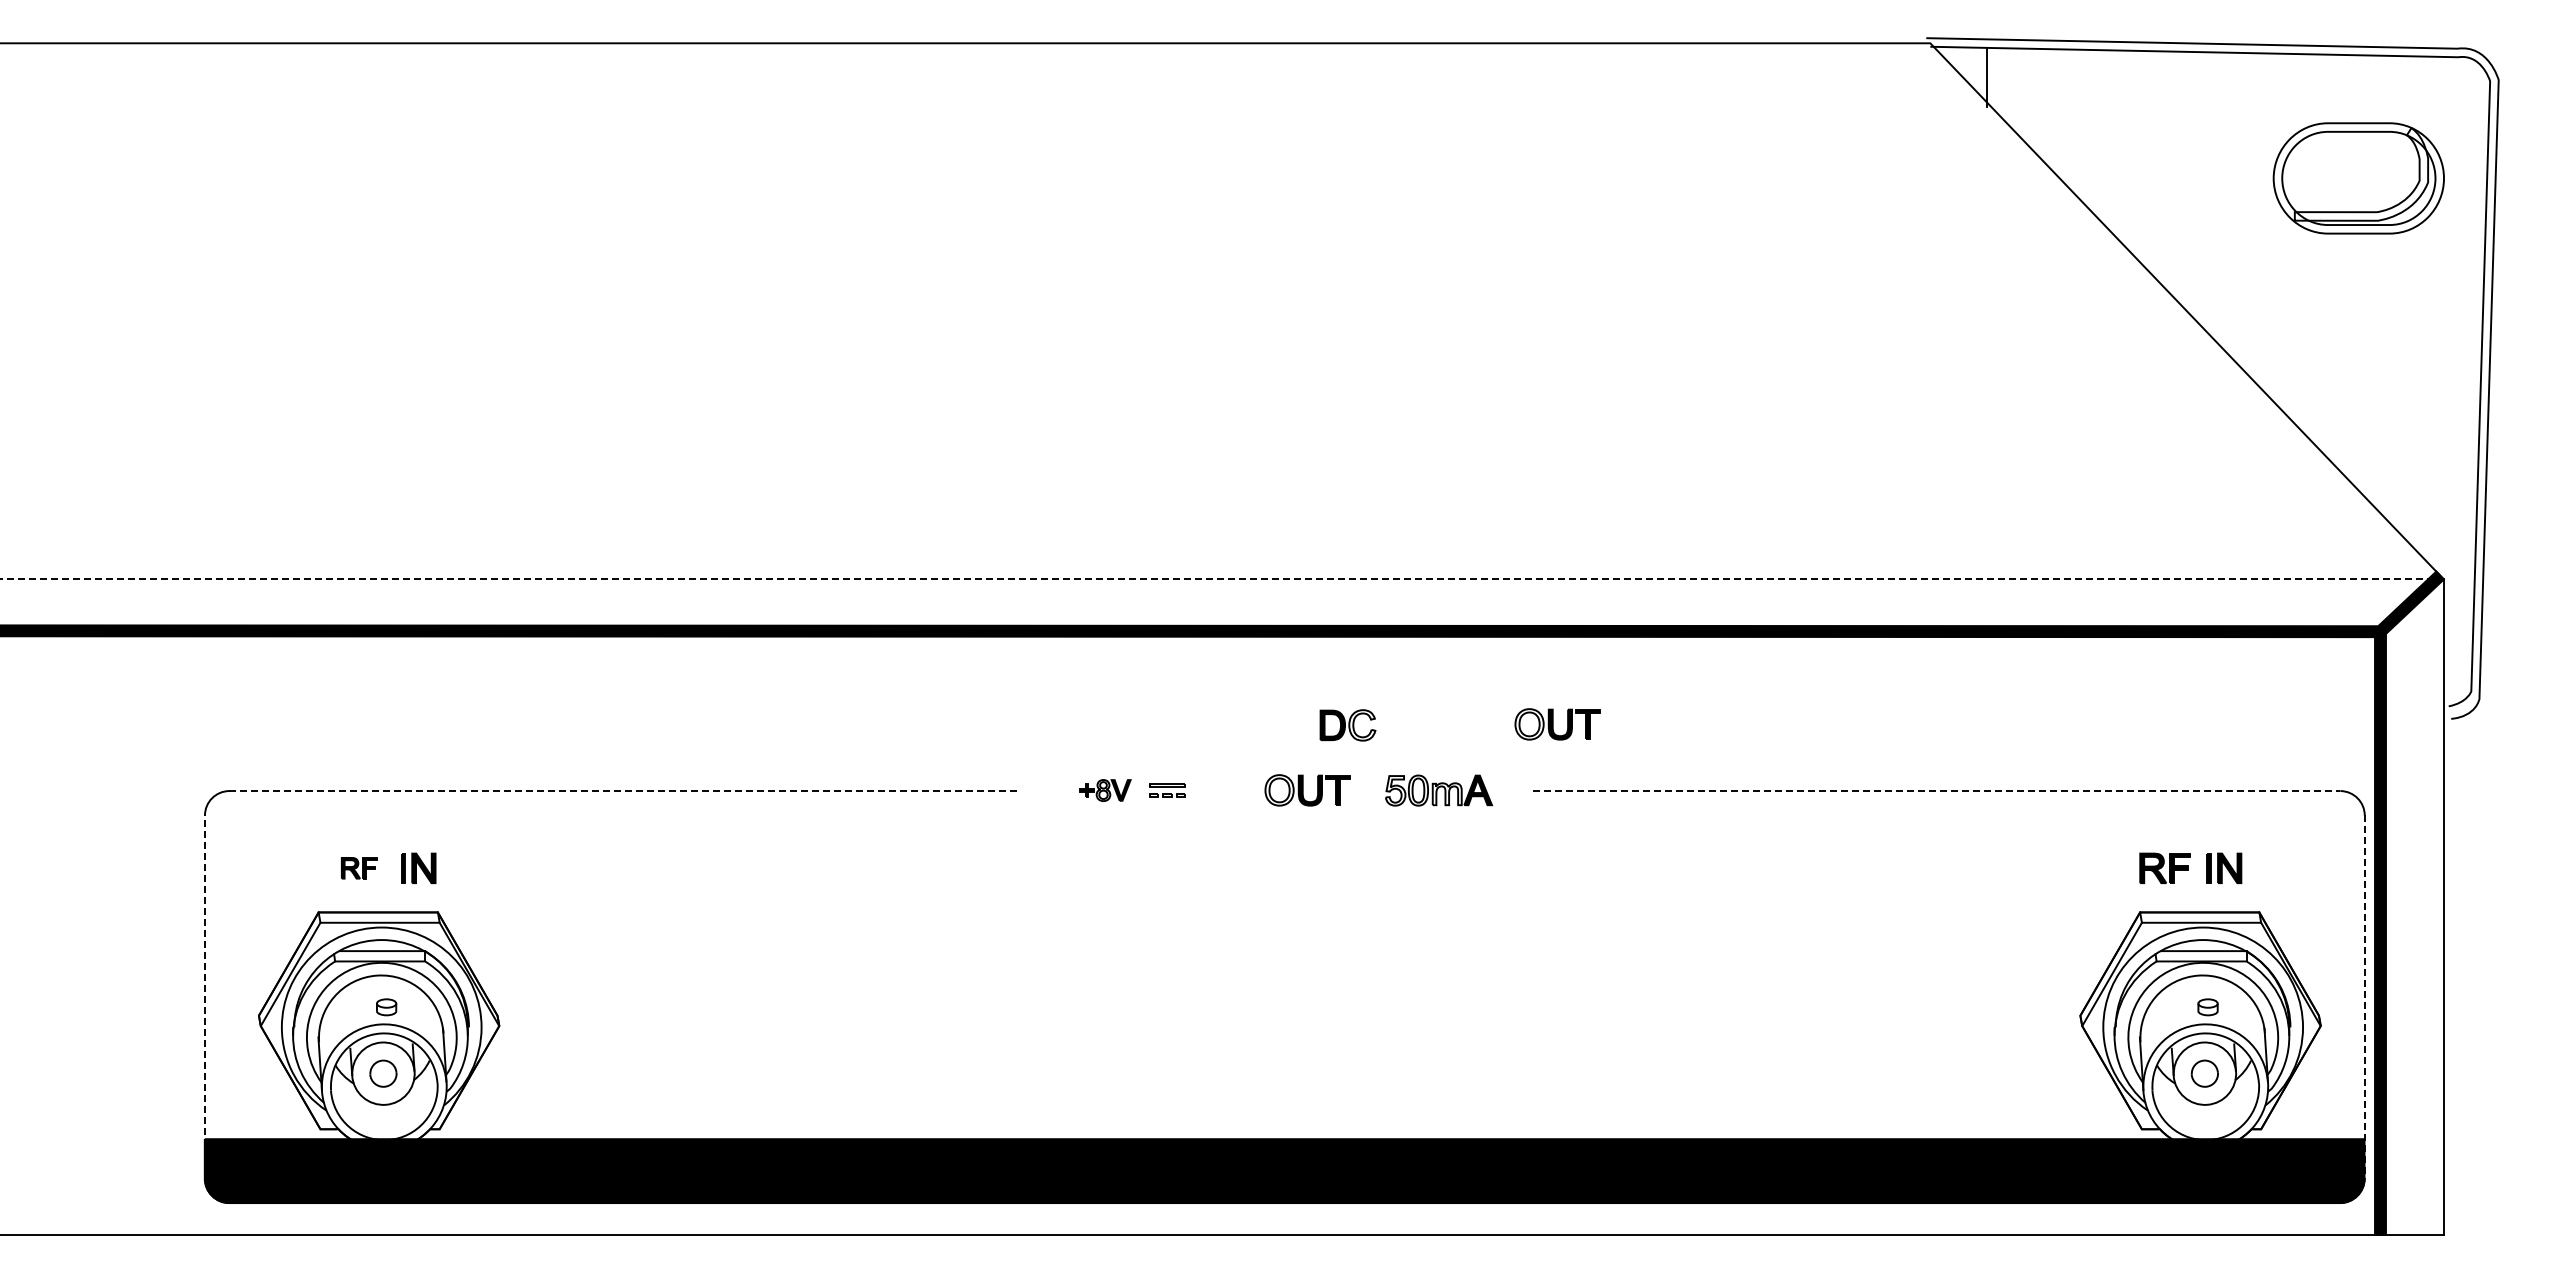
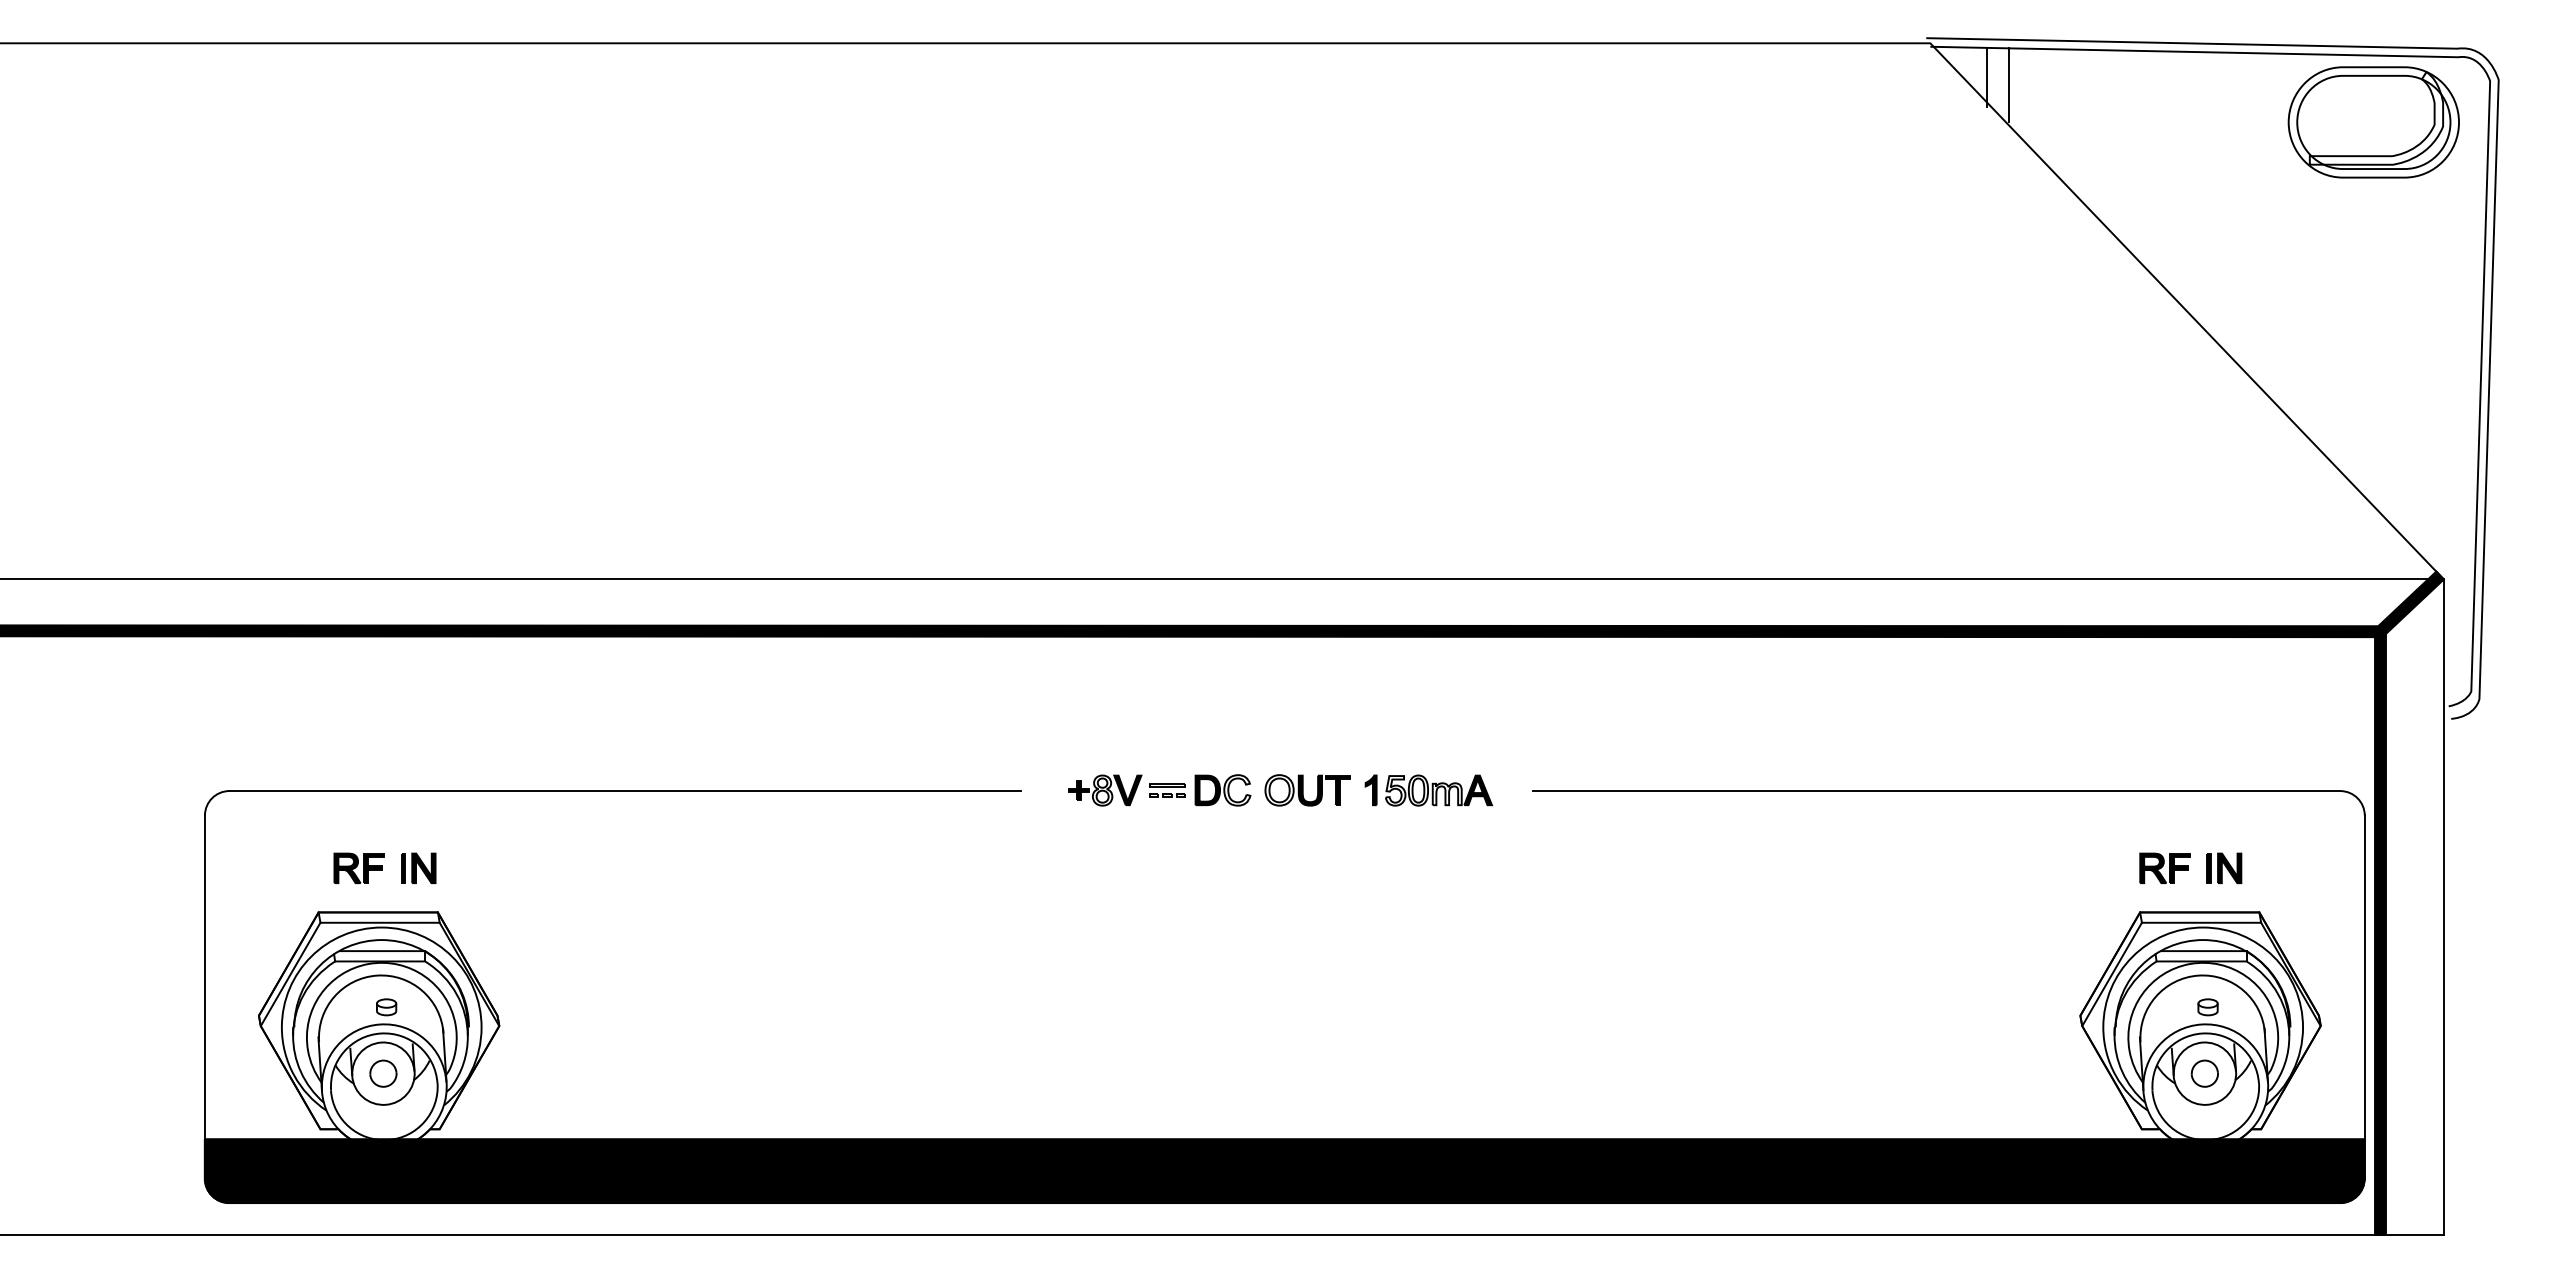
line: none -> present (2008, 85)
part position: (2358, 178) -> (2373, 122) (2373, 122)
line: dashed -> solid (1222, 579)
part: present -> none (1557, 724)
part position: (1347, 725) -> (1222, 790) (1222, 790)
part size: 53x23 px -> 75x33 px (1105, 790)
part: none -> present (1370, 790)
line: dashed -> solid (625, 791)
line: dashed -> solid (1936, 791)
part size: 37x23 px -> 52x32 px (358, 867)
line: dashed -> solid (204, 997)
line: dashed -> solid (2364, 997)
